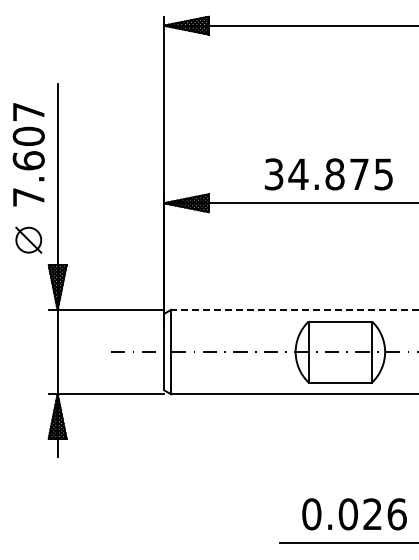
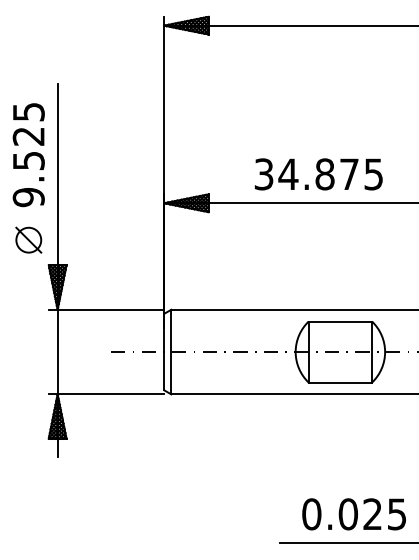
text: 7.607 -> 9.525 (28, 155)
text position: (328, 174) -> (318, 174) (318, 174)
line: dashed -> solid (295, 309)
text: 0.026 -> 0.025 (396, 514)
